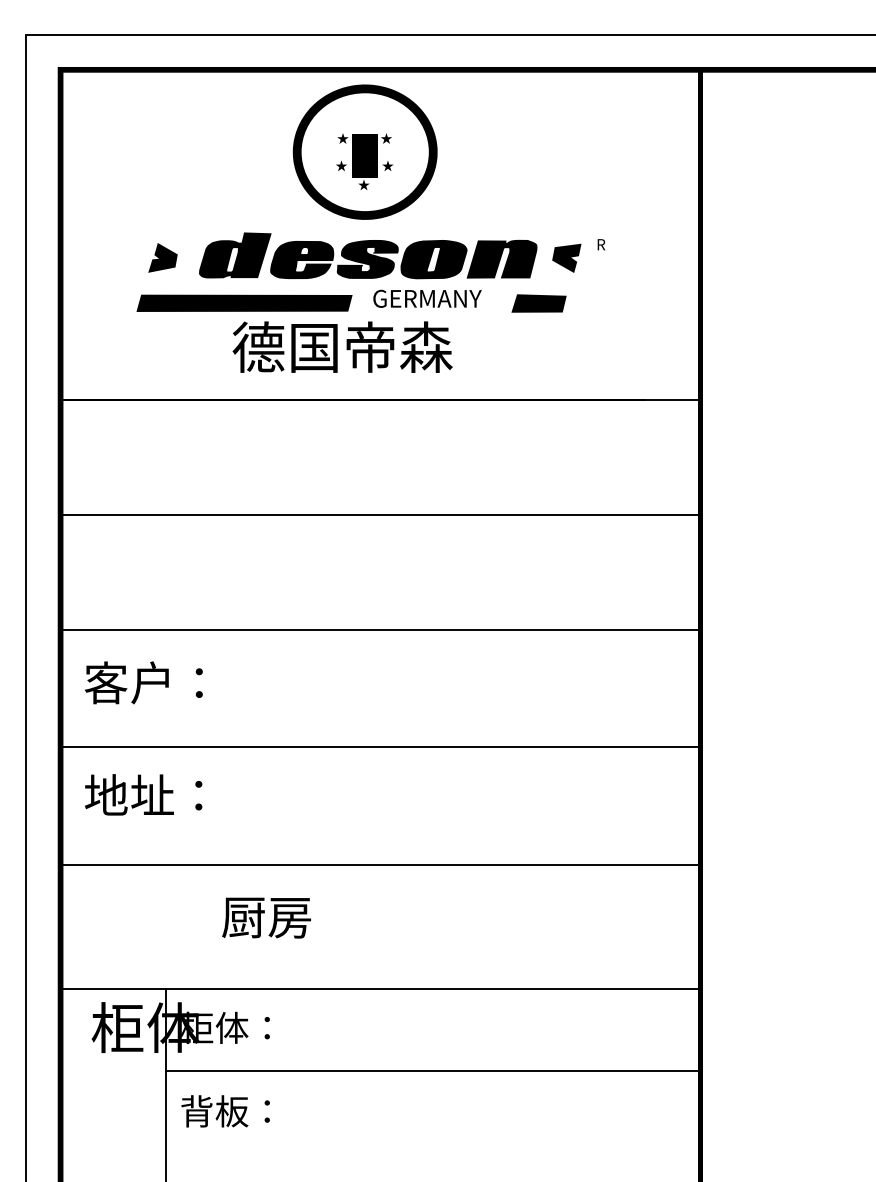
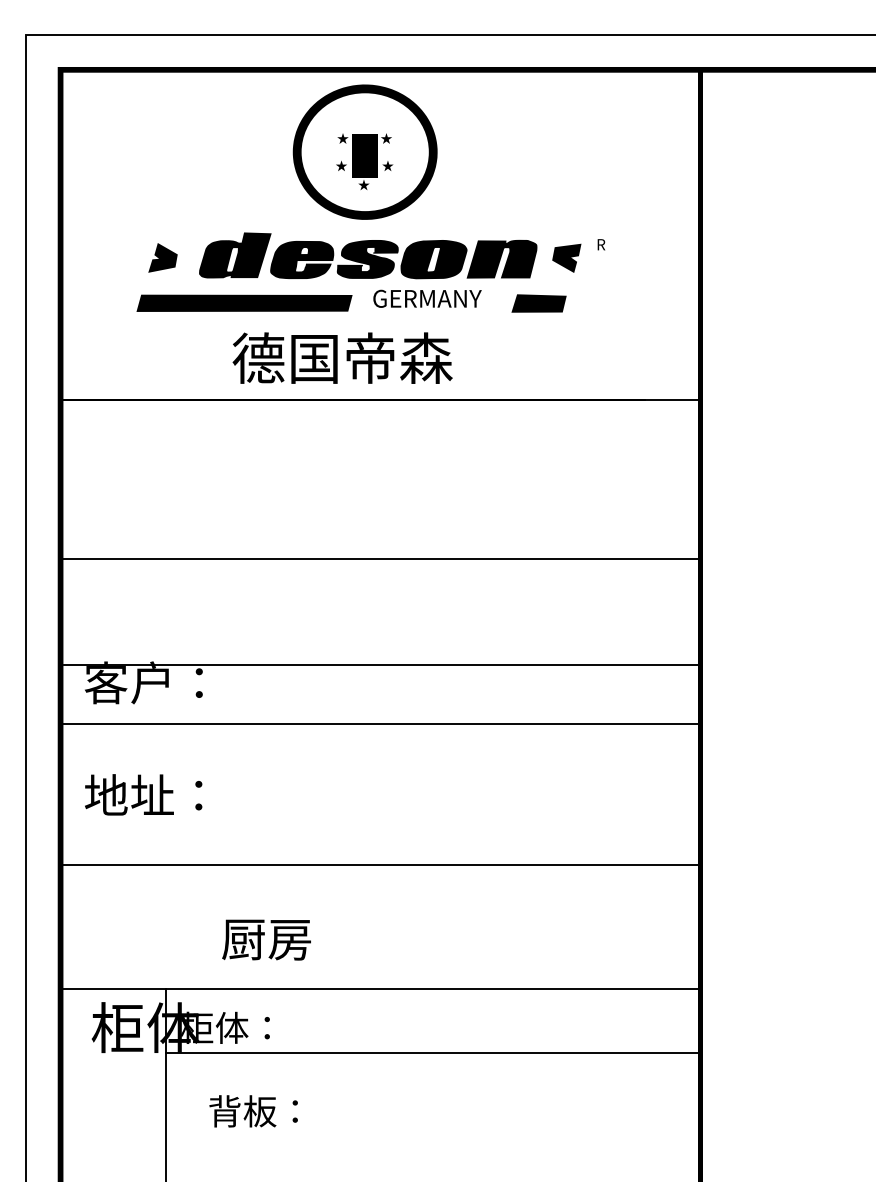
text position: (342, 346) -> (342, 357) (342, 357)
line position: (380, 514) -> (380, 558) (380, 558)
line position: (382, 629) -> (382, 664) (382, 664)
line position: (380, 747) -> (380, 724) (380, 724)
text position: (266, 917) -> (266, 939) (266, 939)
line position: (432, 1071) -> (432, 1053) (432, 1053)
text position: (225, 1111) -> (253, 1111) (253, 1111)
